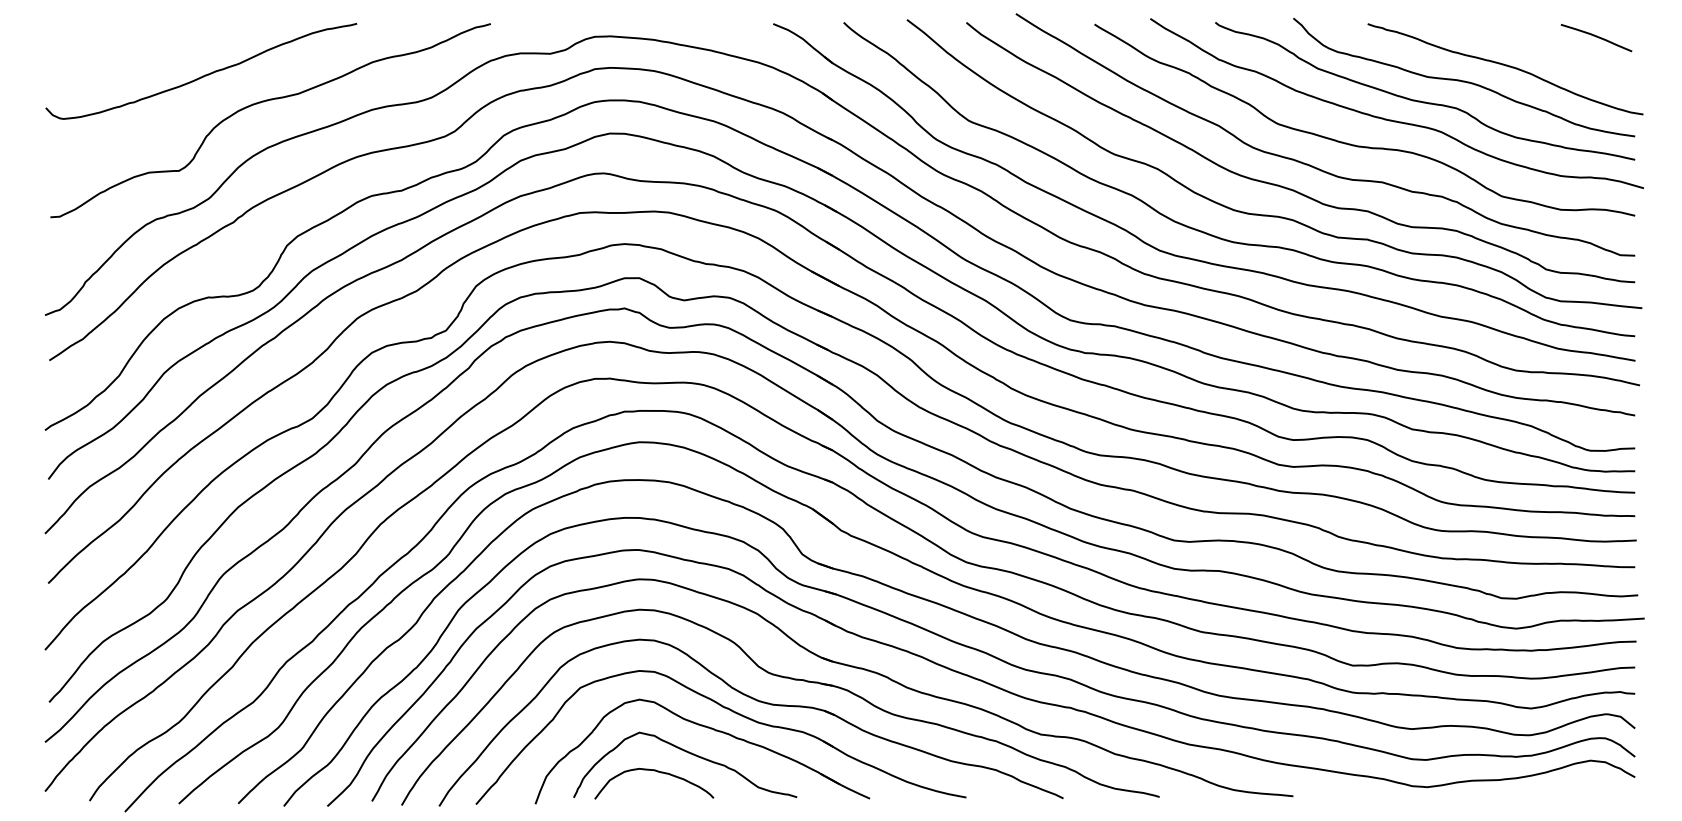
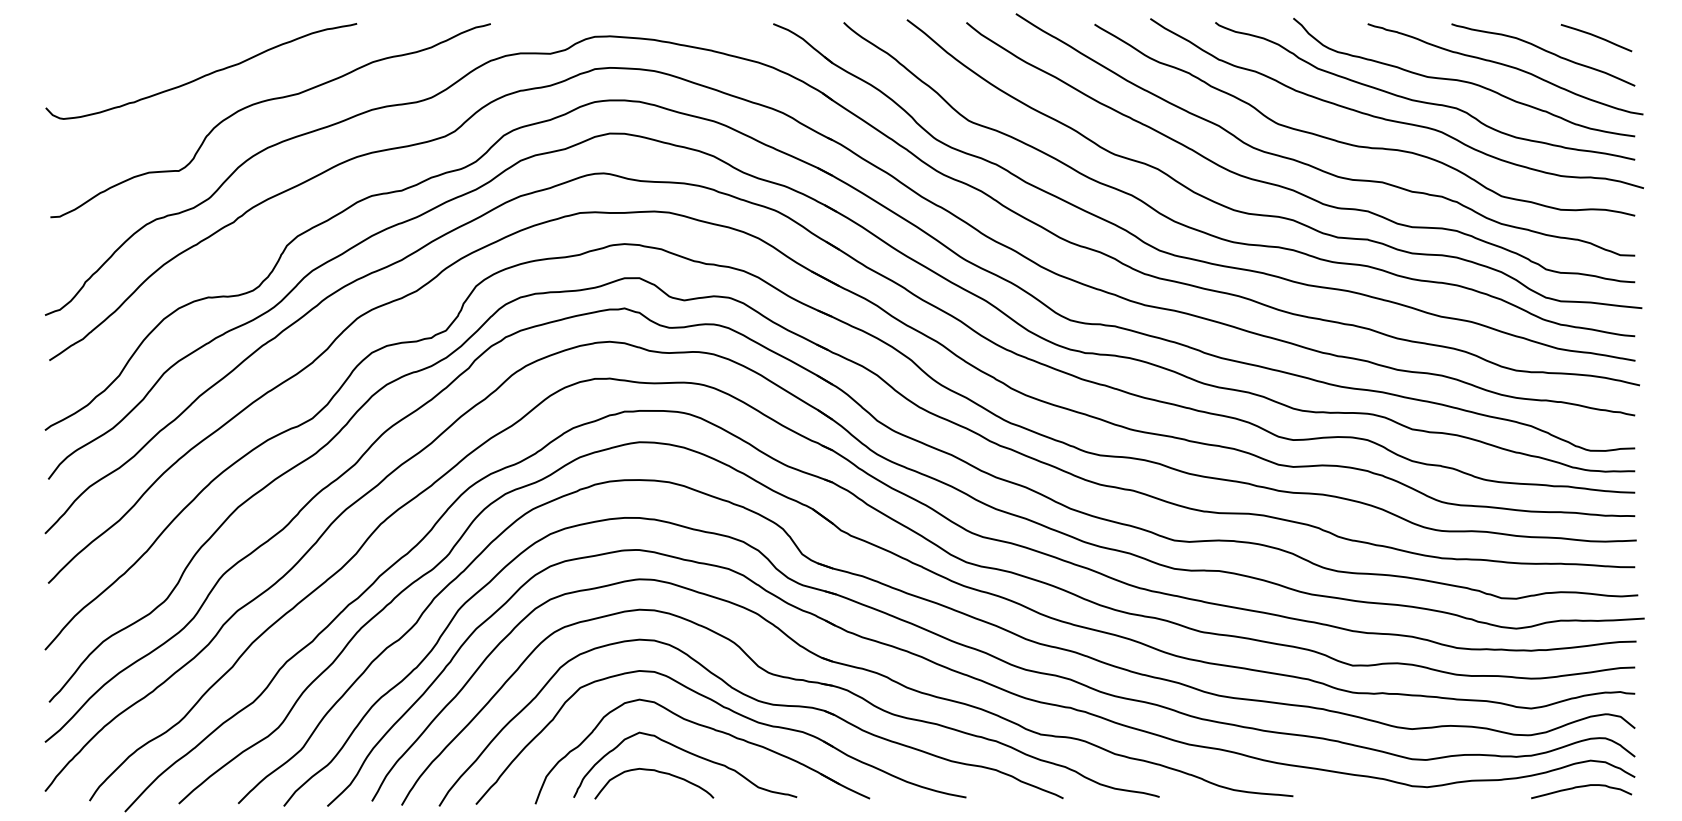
curve: none -> present (1544, 51)
curve: none -> present (1581, 787)
